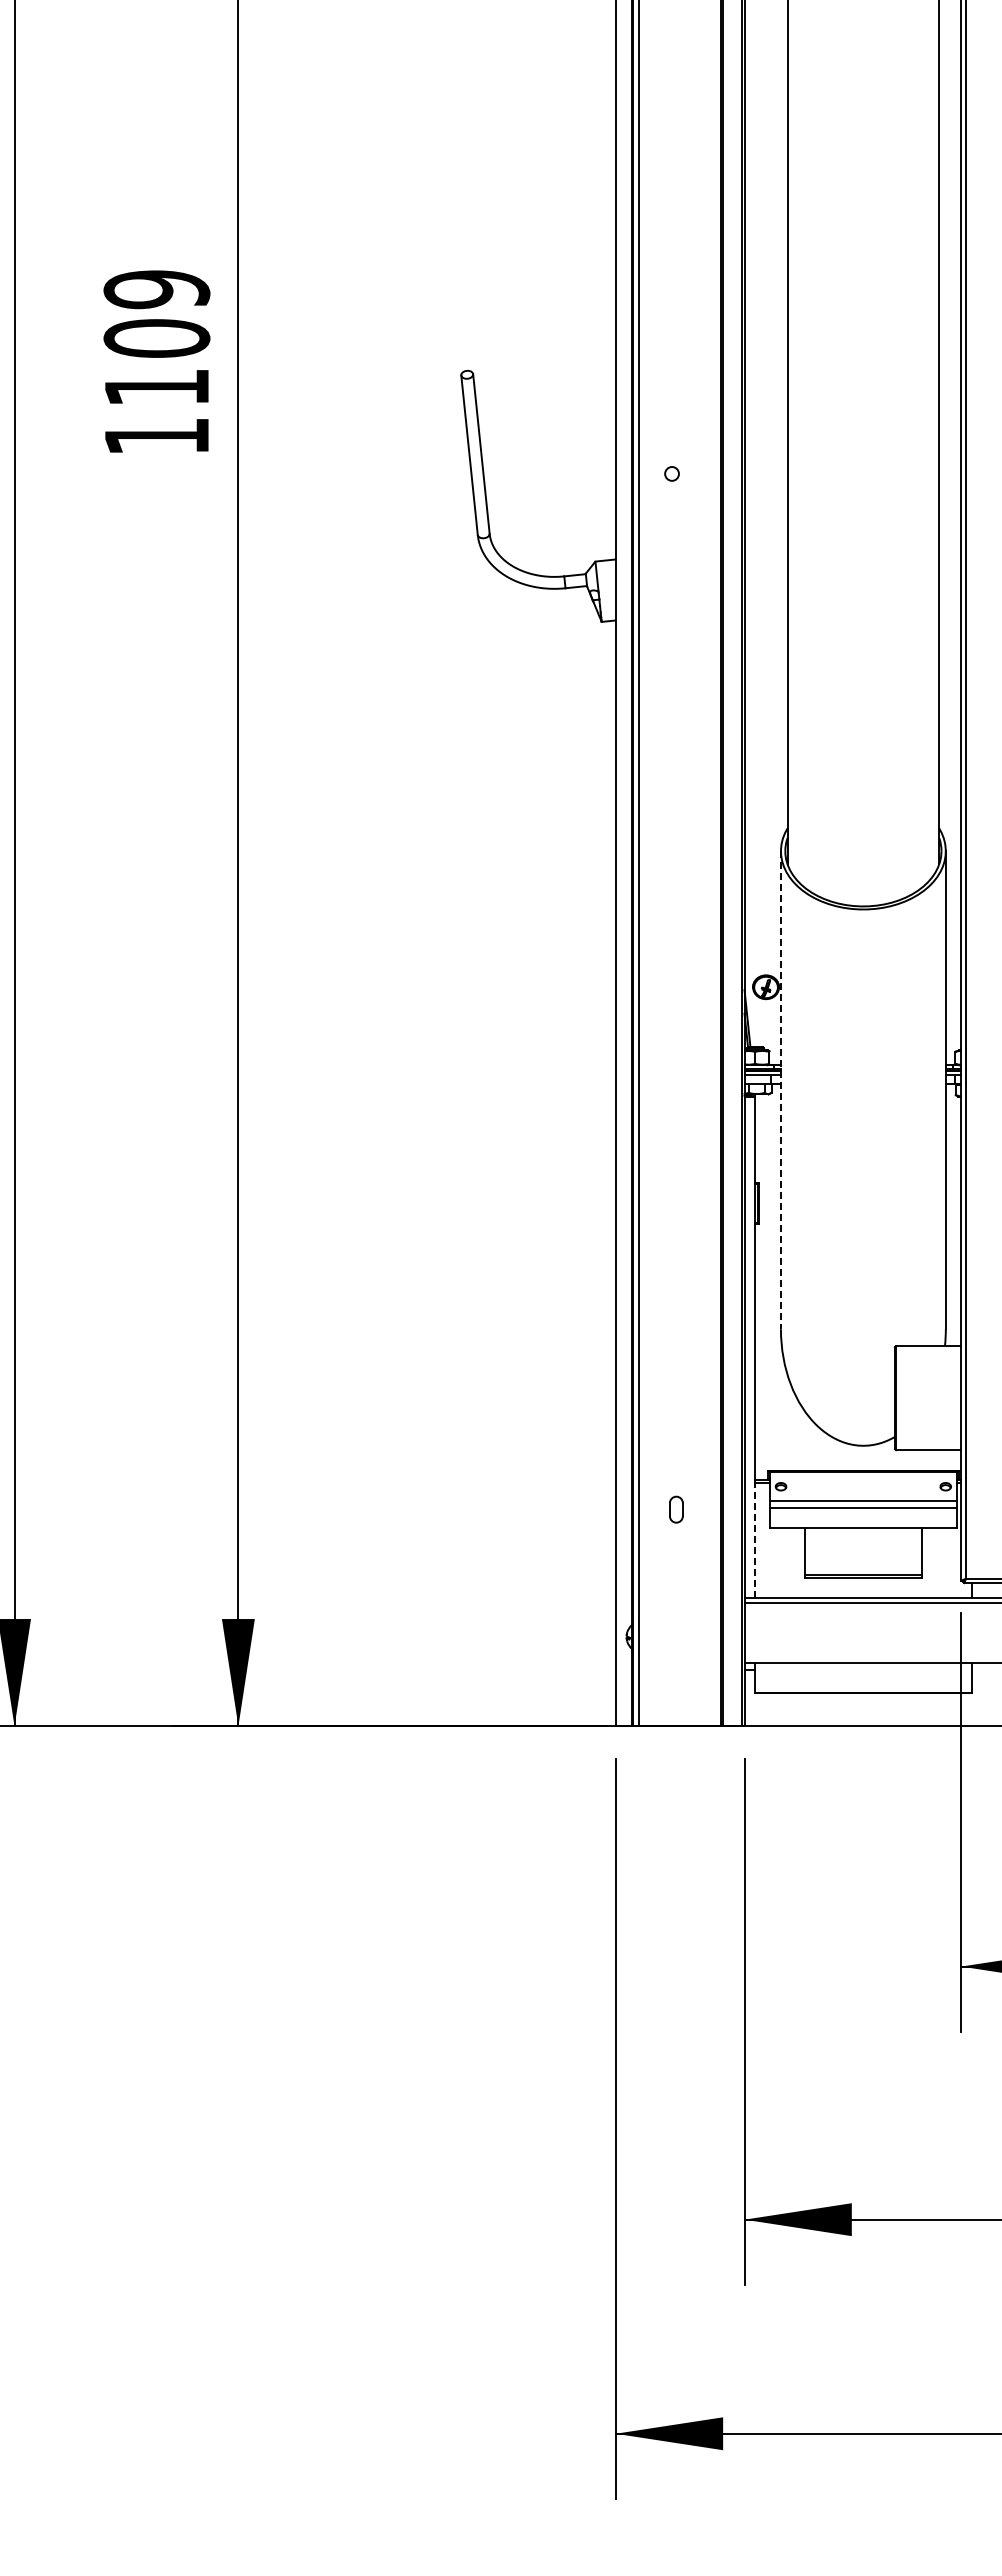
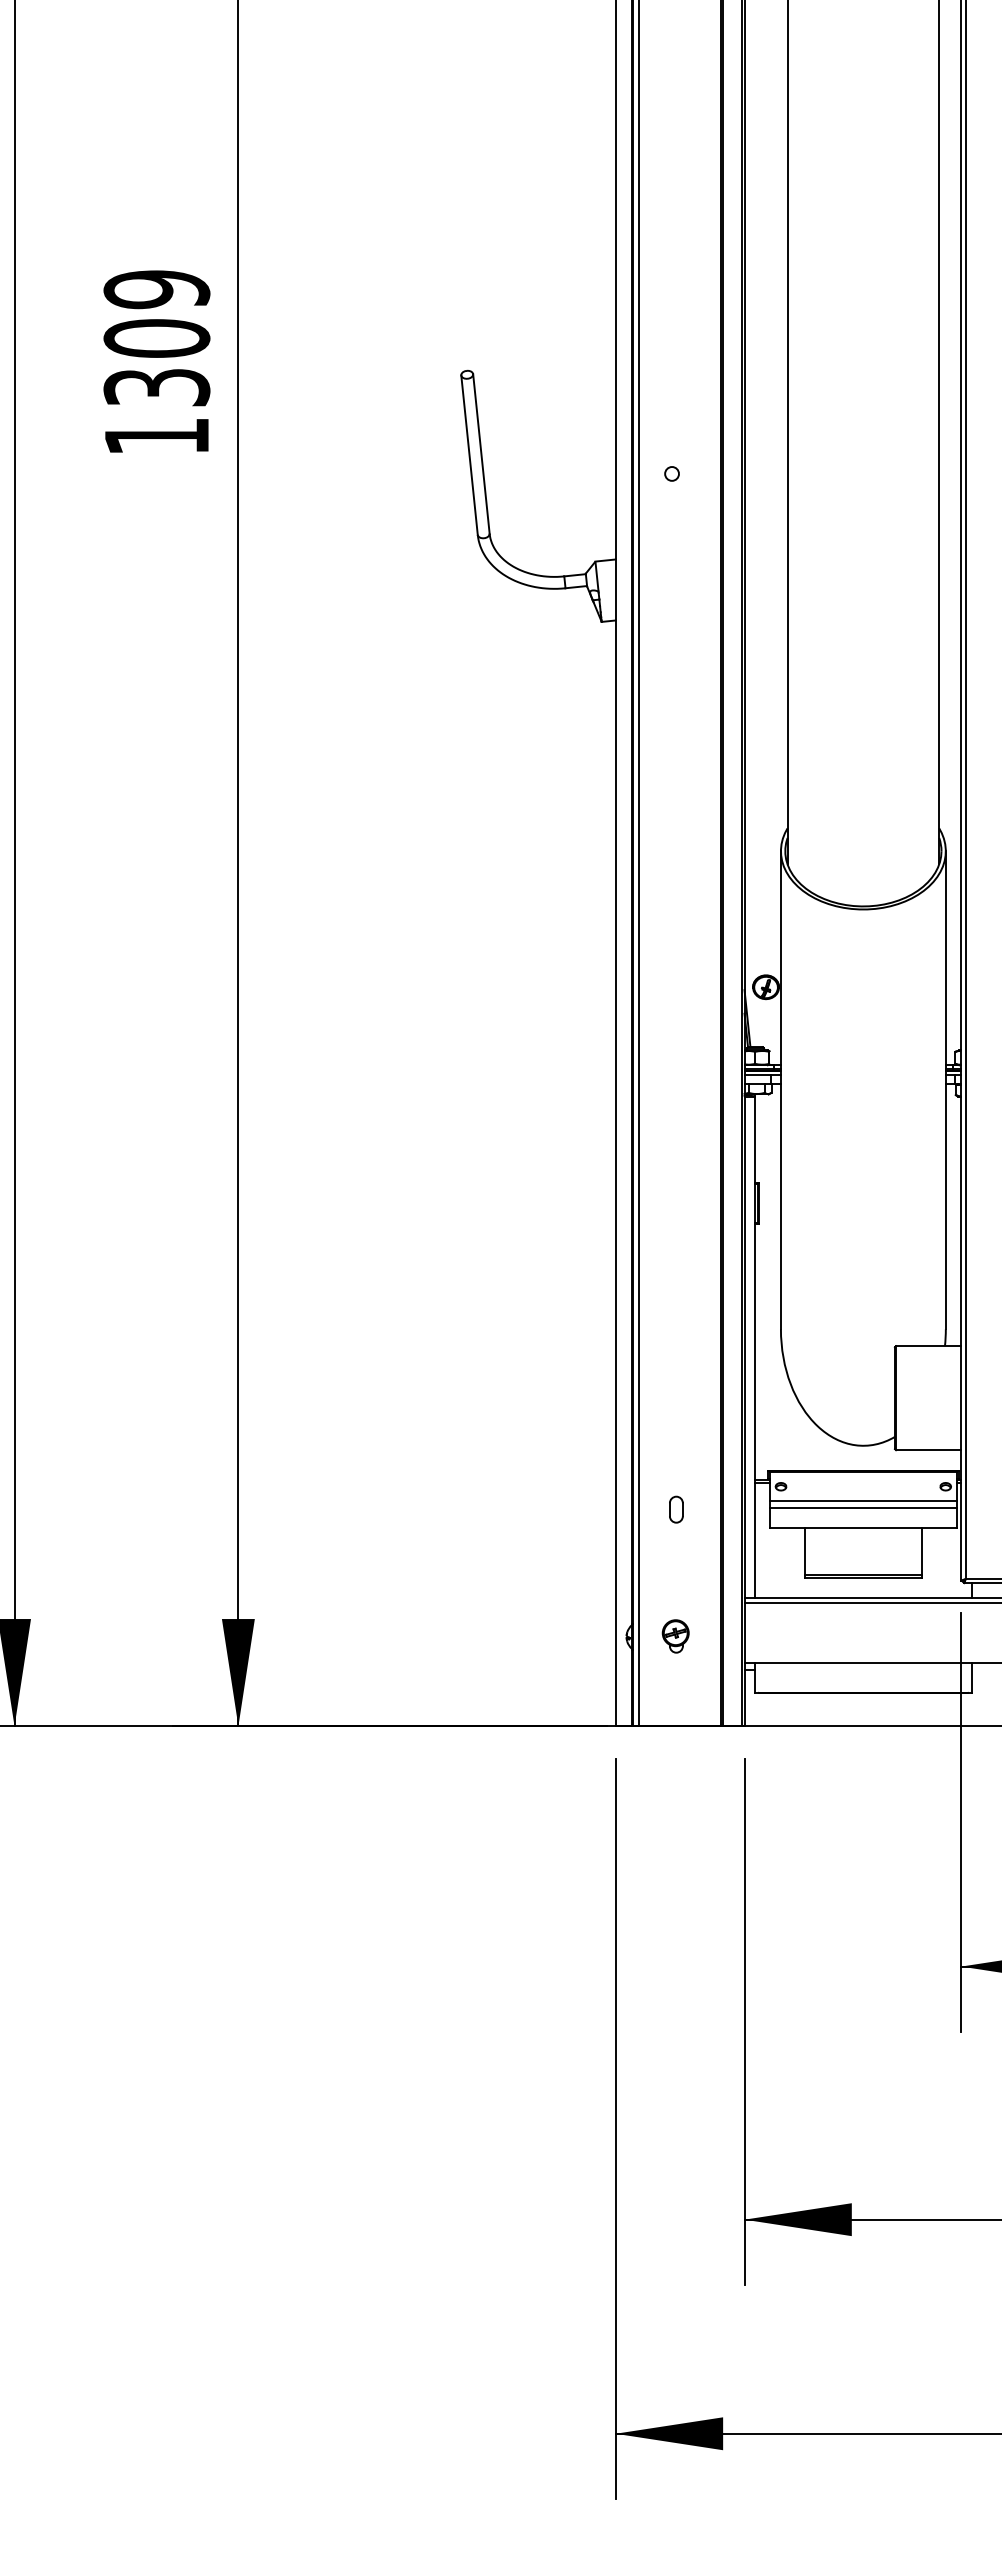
text: 1109 -> 1309 (156, 387)
line: dashed -> solid (780, 1090)
line: dashed -> solid (755, 1540)
part: none -> present (675, 1636)
